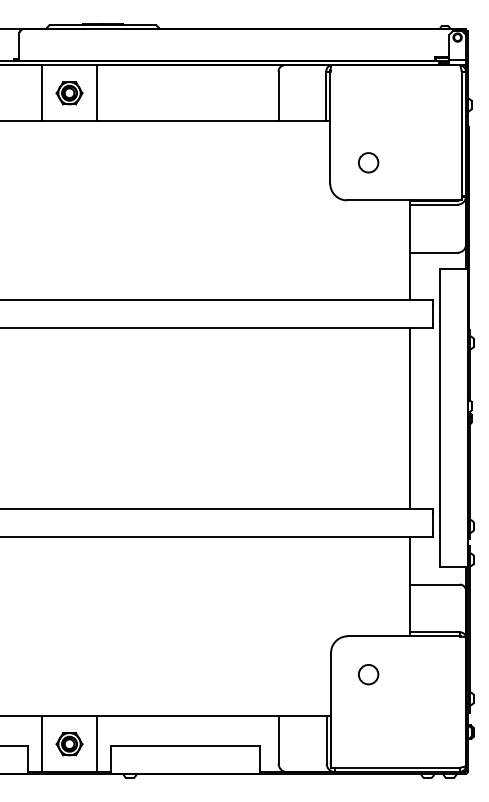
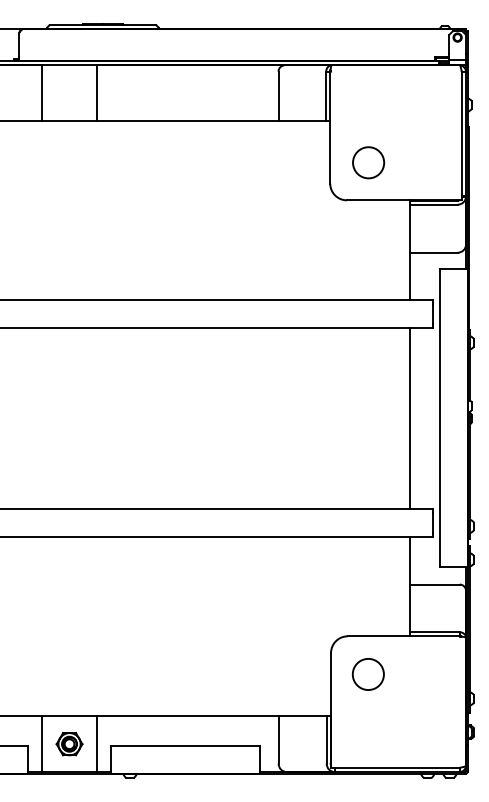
part: present -> none (69, 93)
circle diameter: 19 px -> 31 px (368, 162)
circle size: 22x22 px -> 34x33 px (367, 674)
